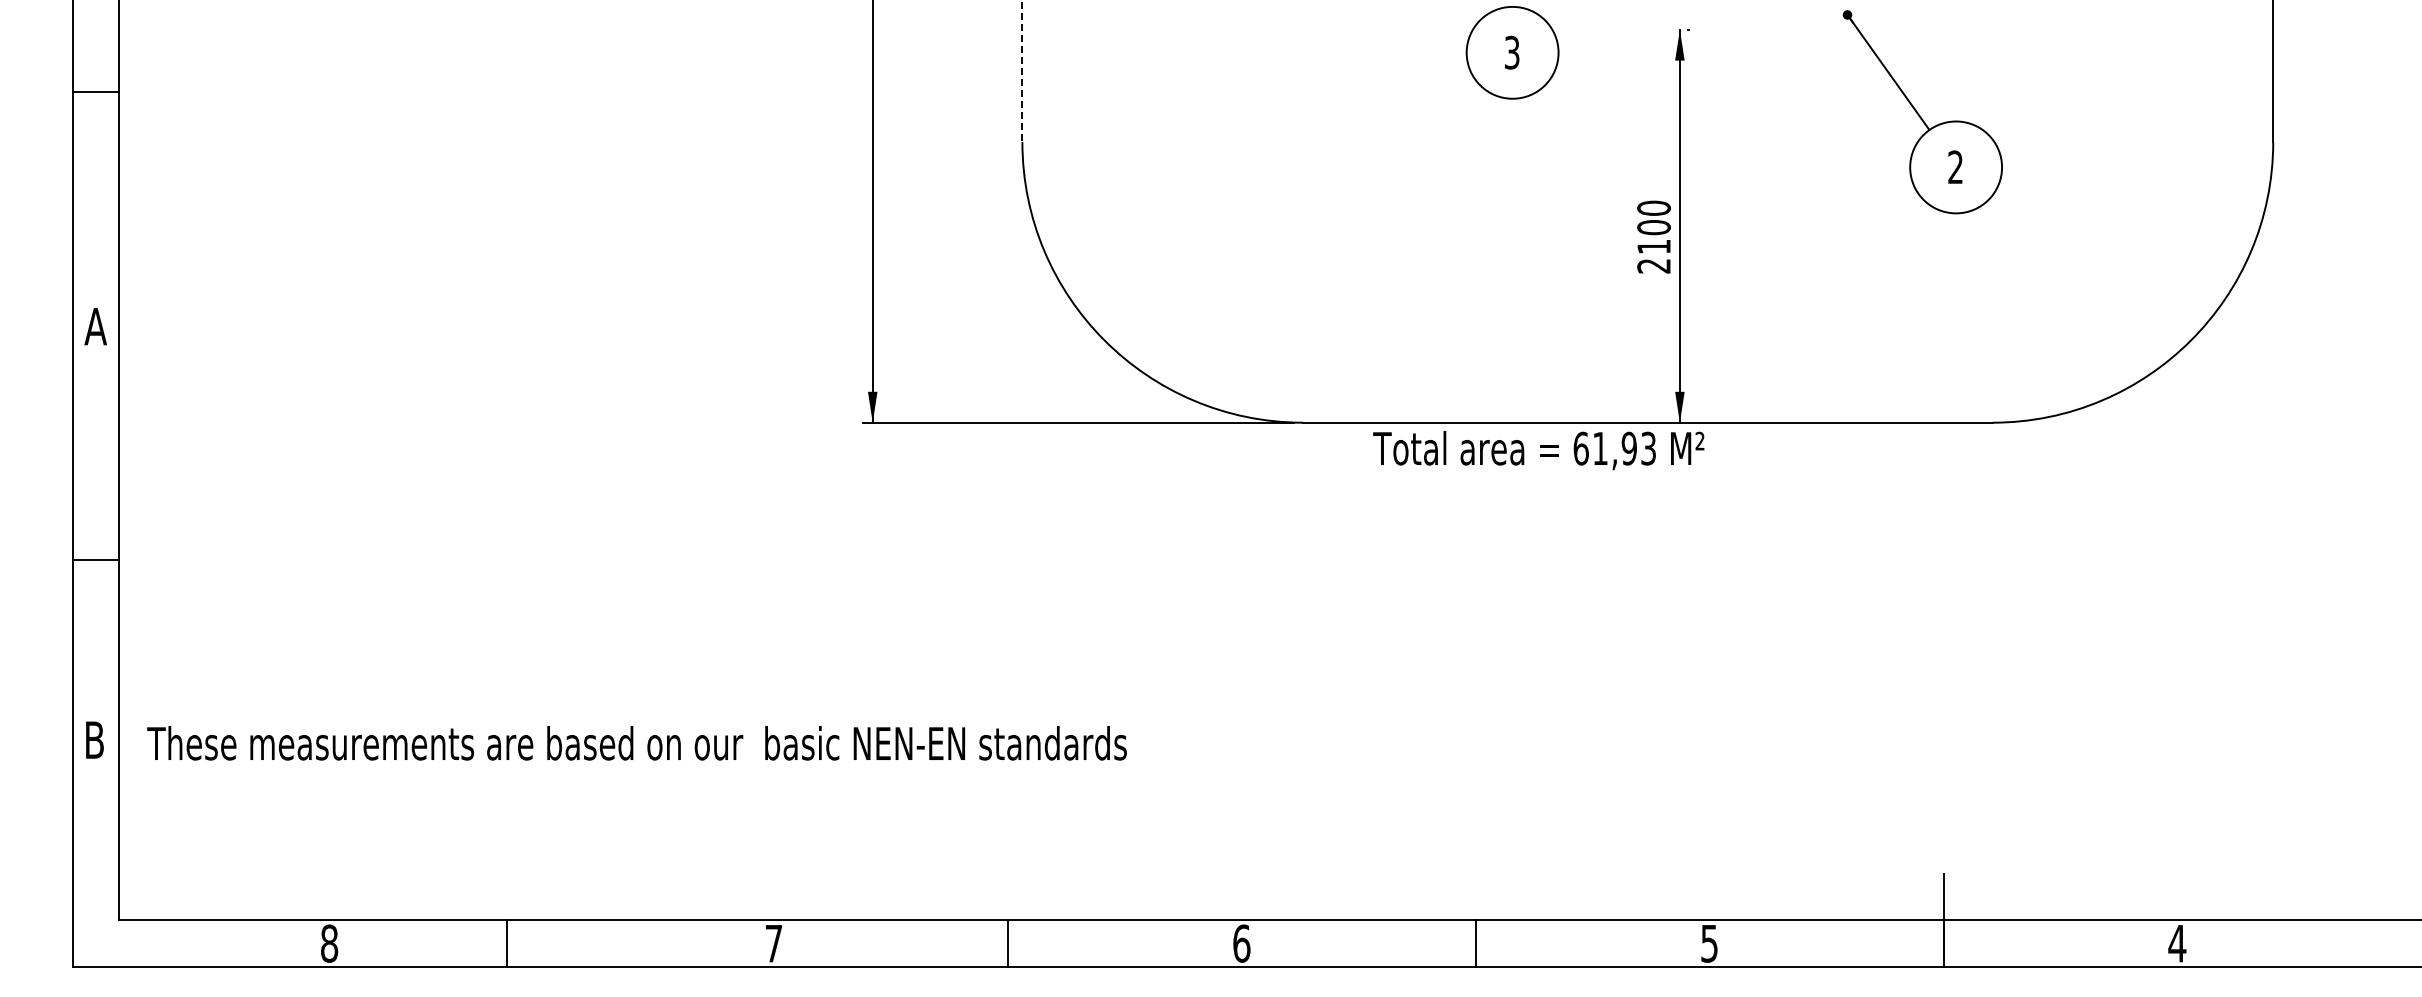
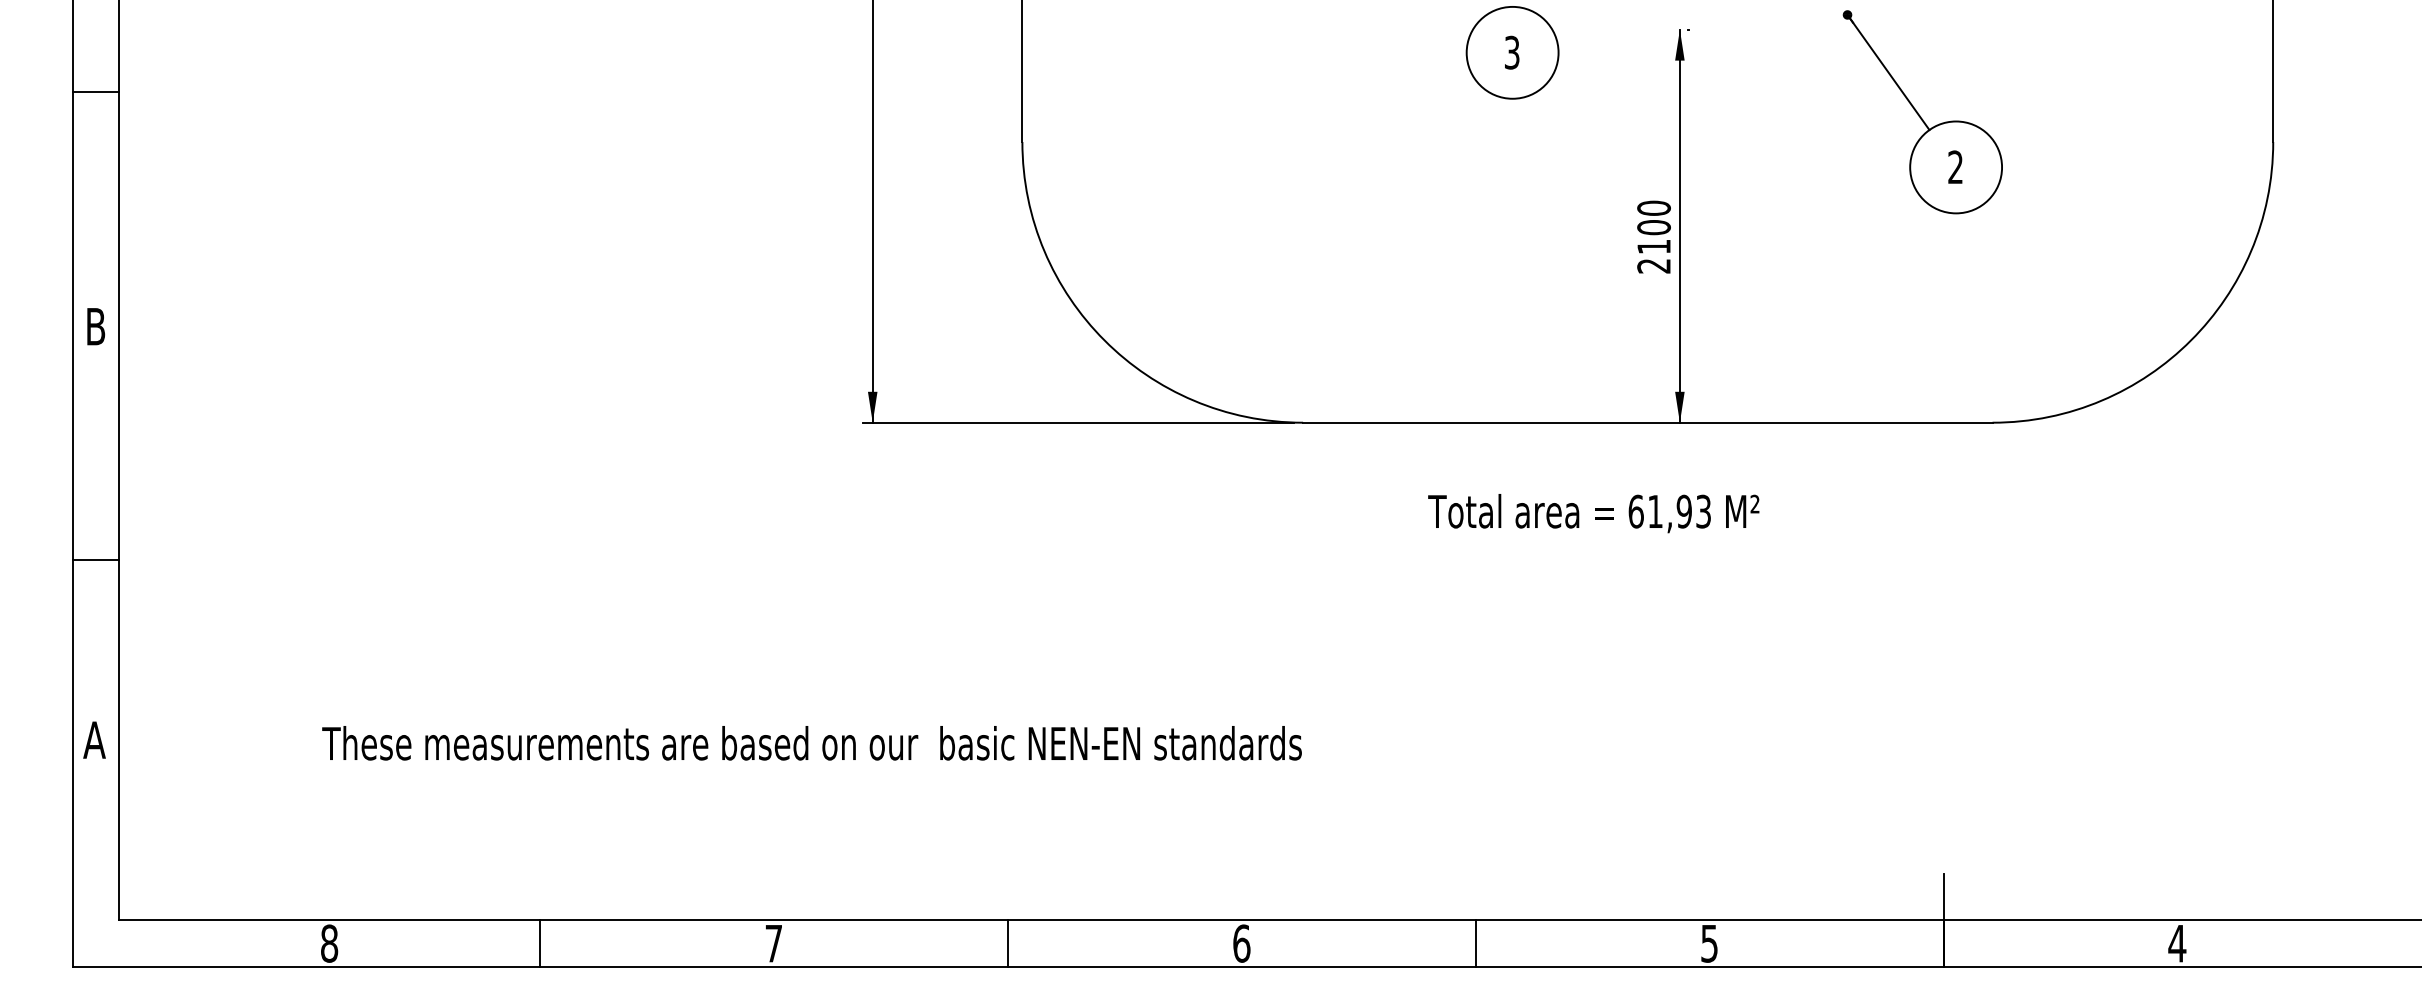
line: dashed -> solid (1022, 71)
text: A -> B (95, 326)
text position: (1538, 450) -> (1593, 513) (1593, 513)
text: B -> A (94, 739)
text position: (636, 743) -> (811, 743) (811, 743)
line position: (507, 943) -> (540, 943) (540, 943)
